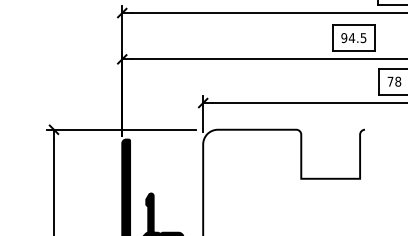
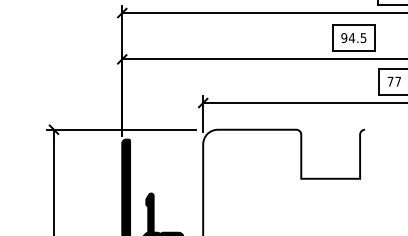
text: 78 -> 77 (398, 81)
